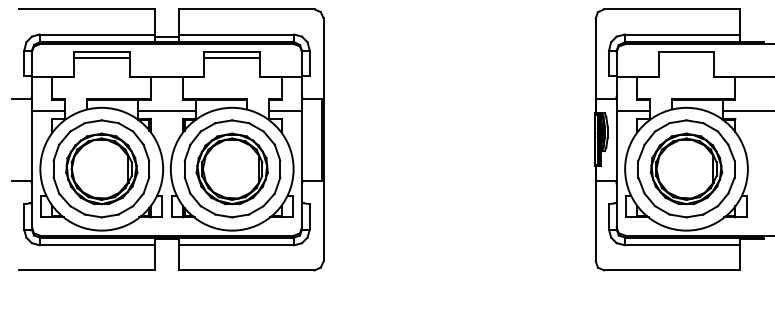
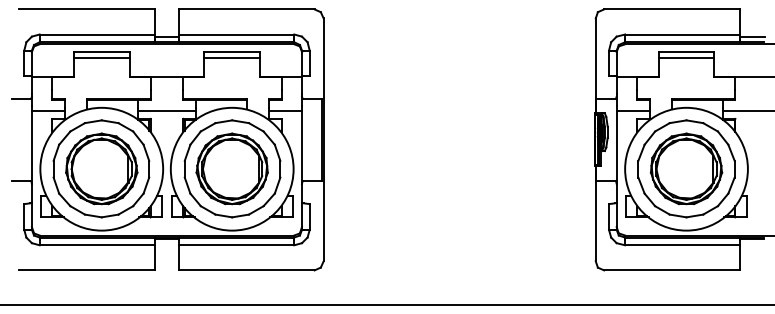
line: none -> present (751, 37)
line: none -> present (686, 58)
line: none -> present (386, 304)
